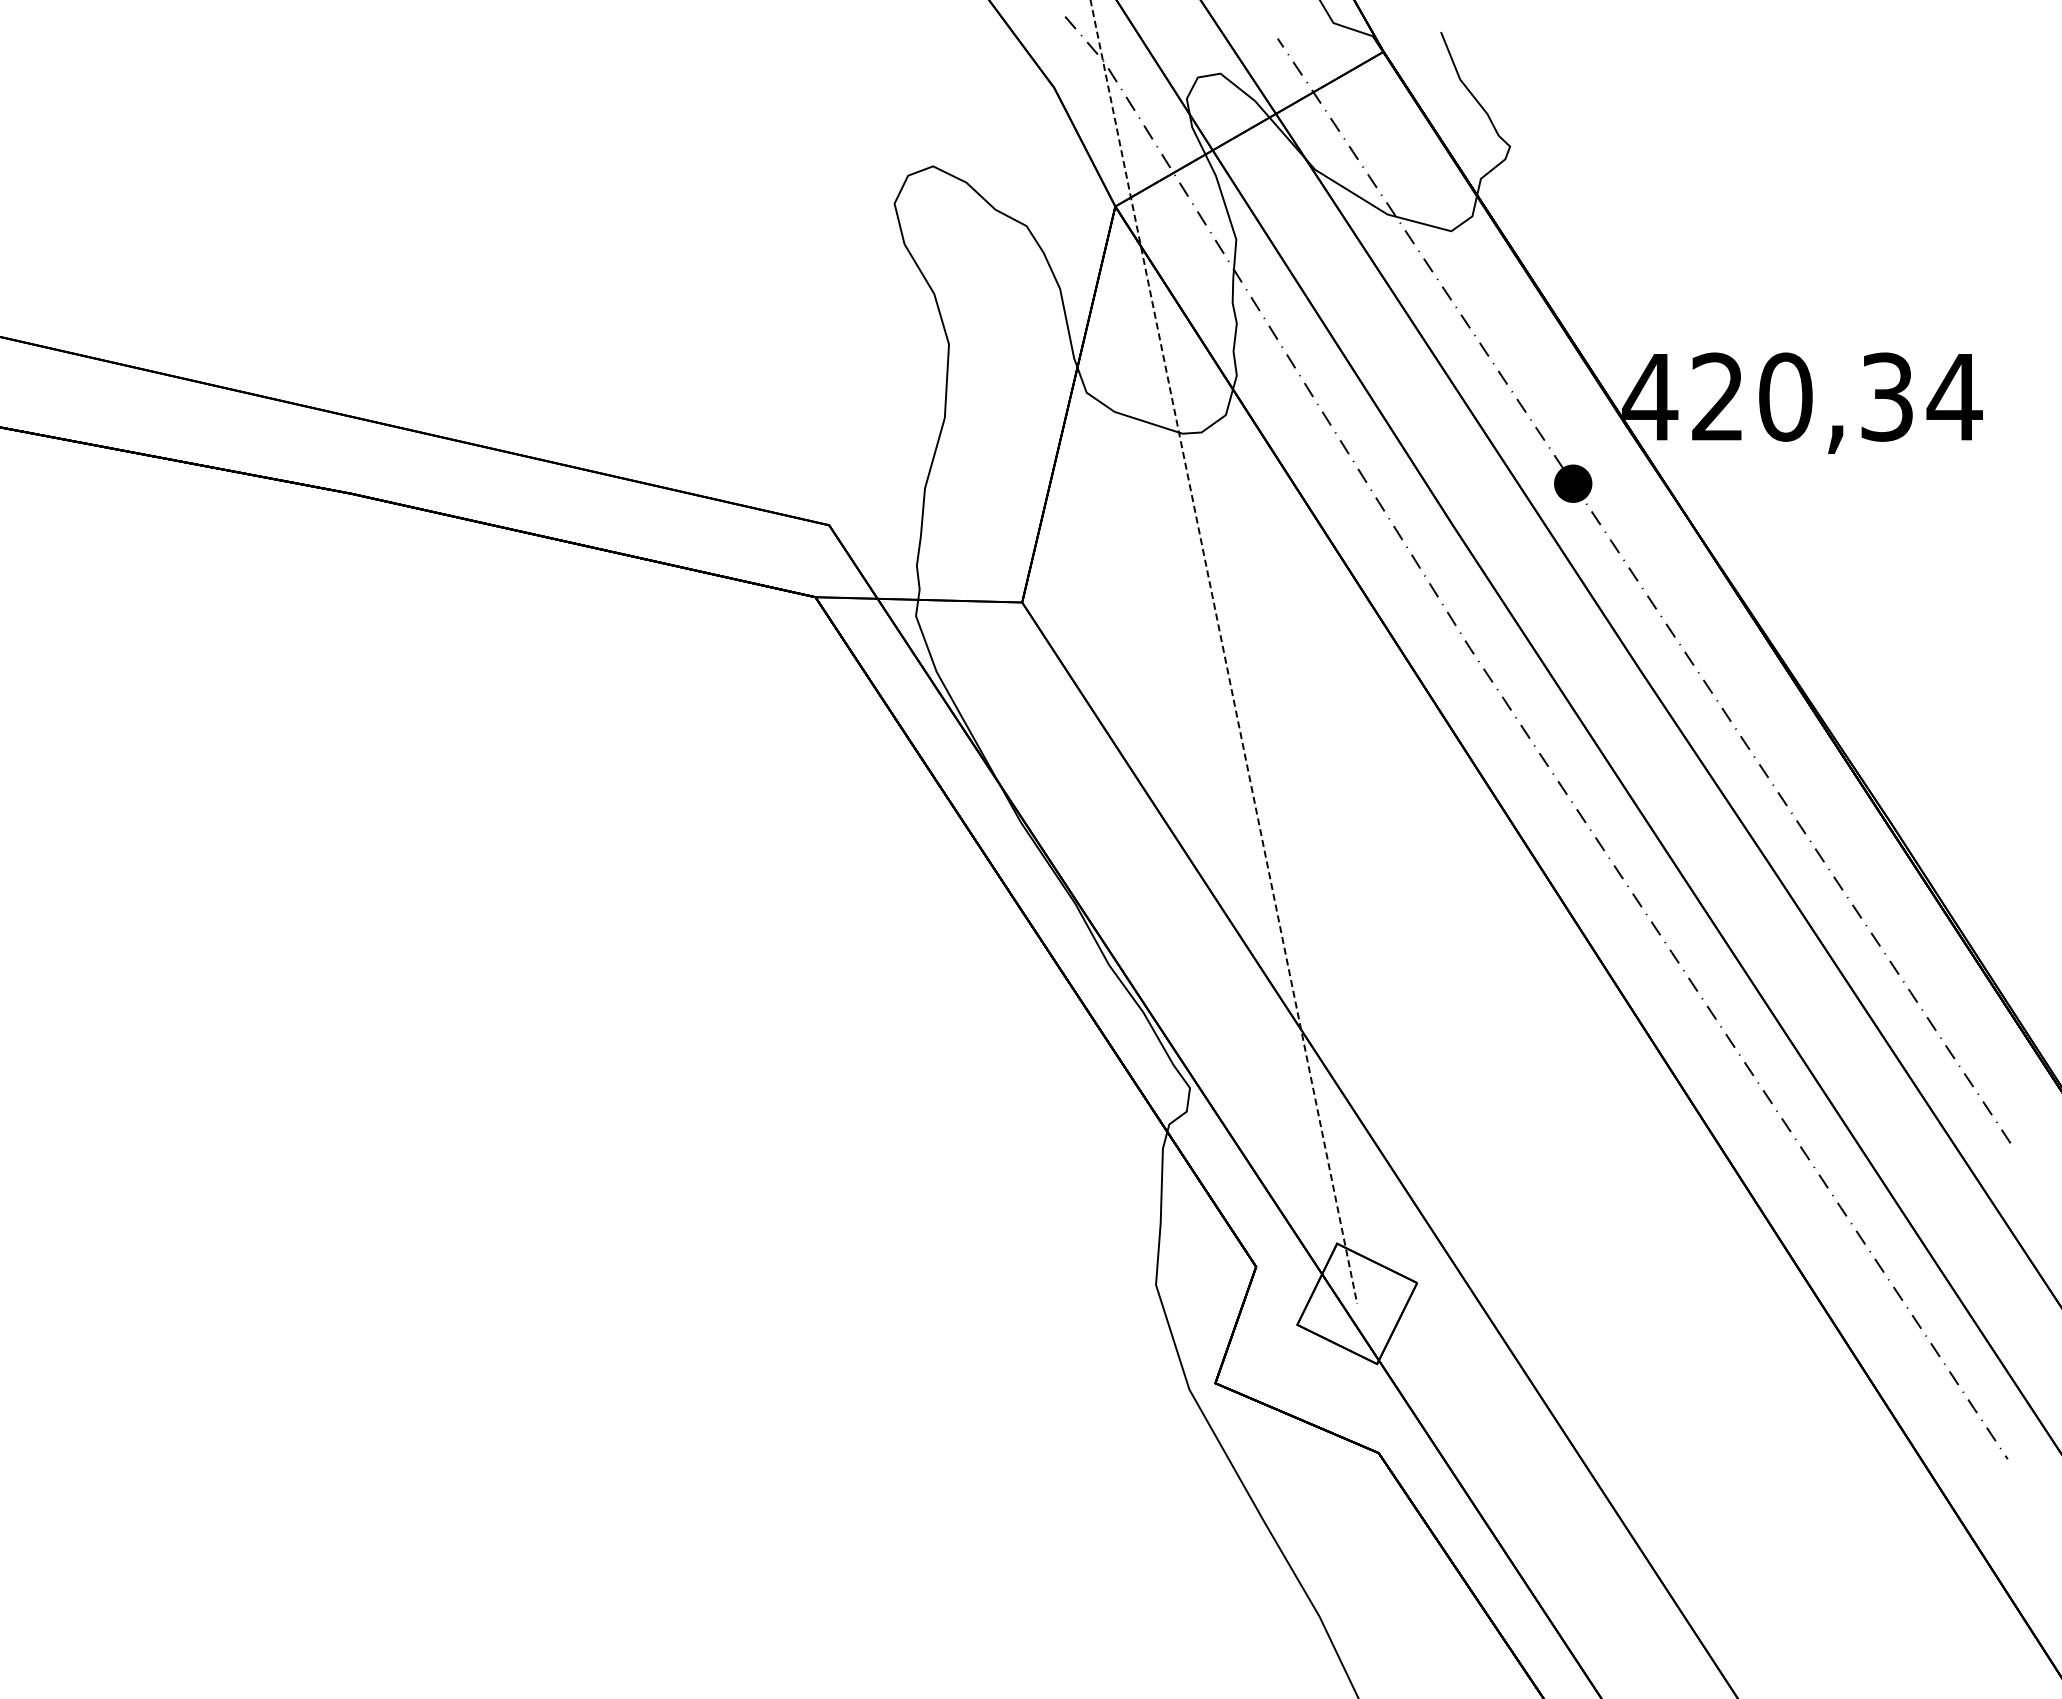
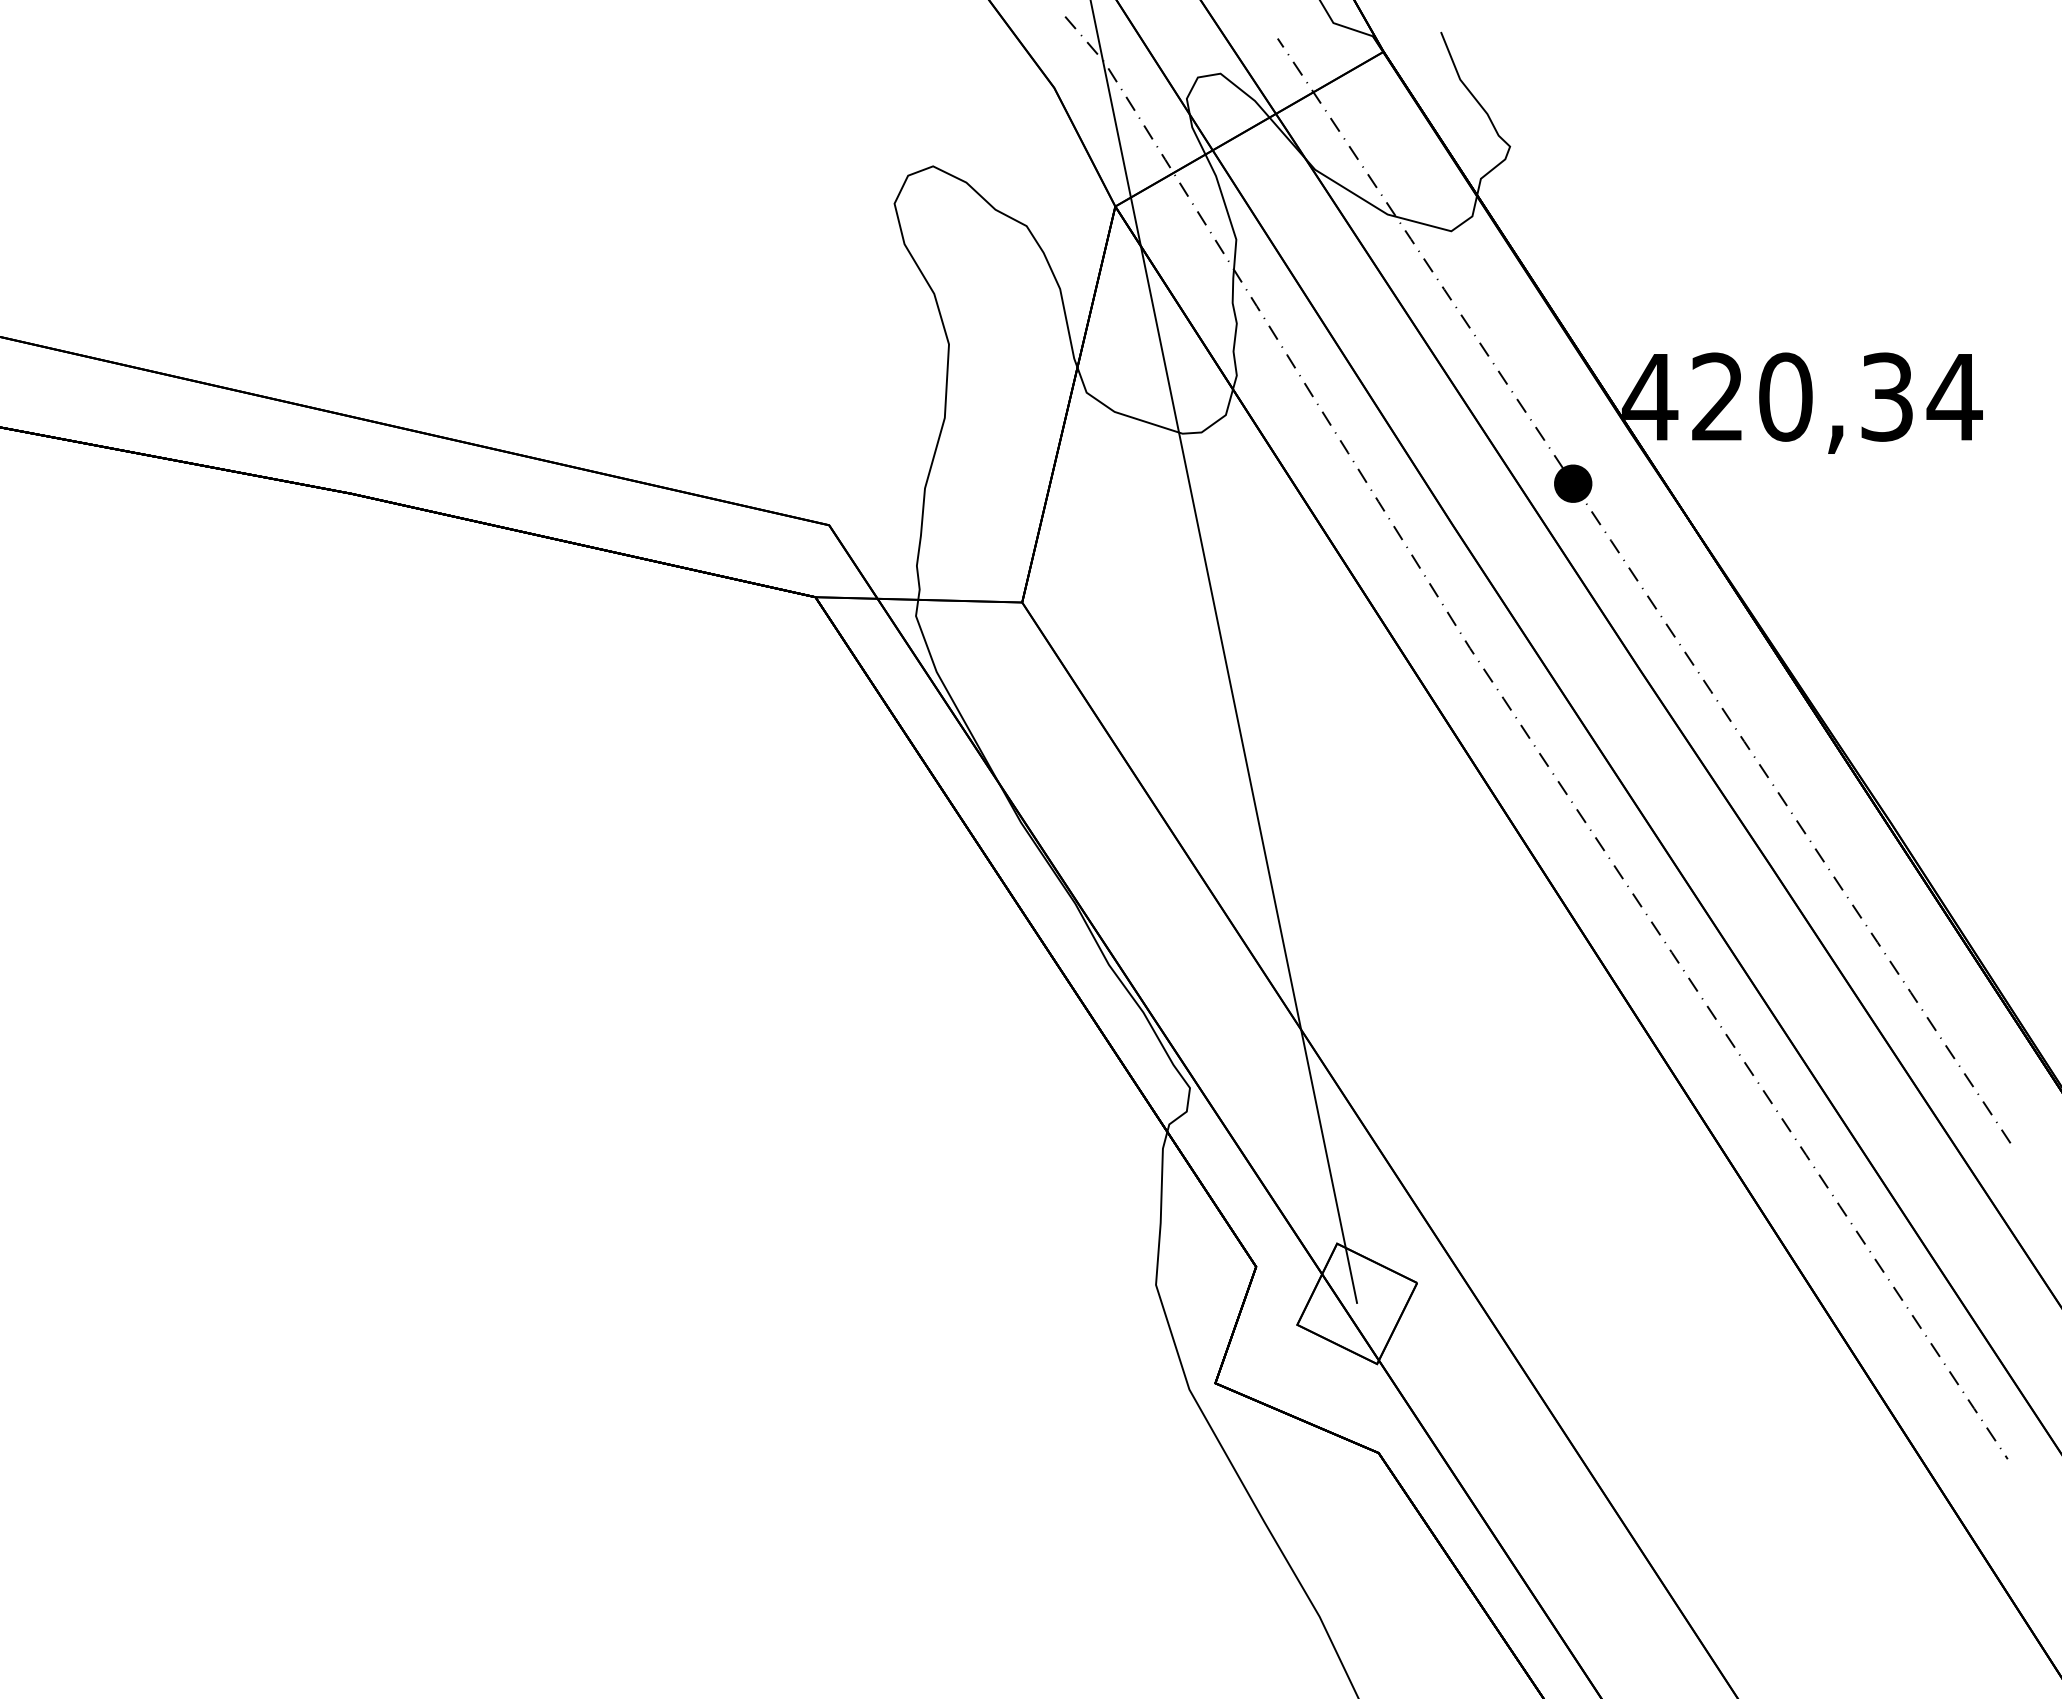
line: dashed -> solid (1224, 652)
